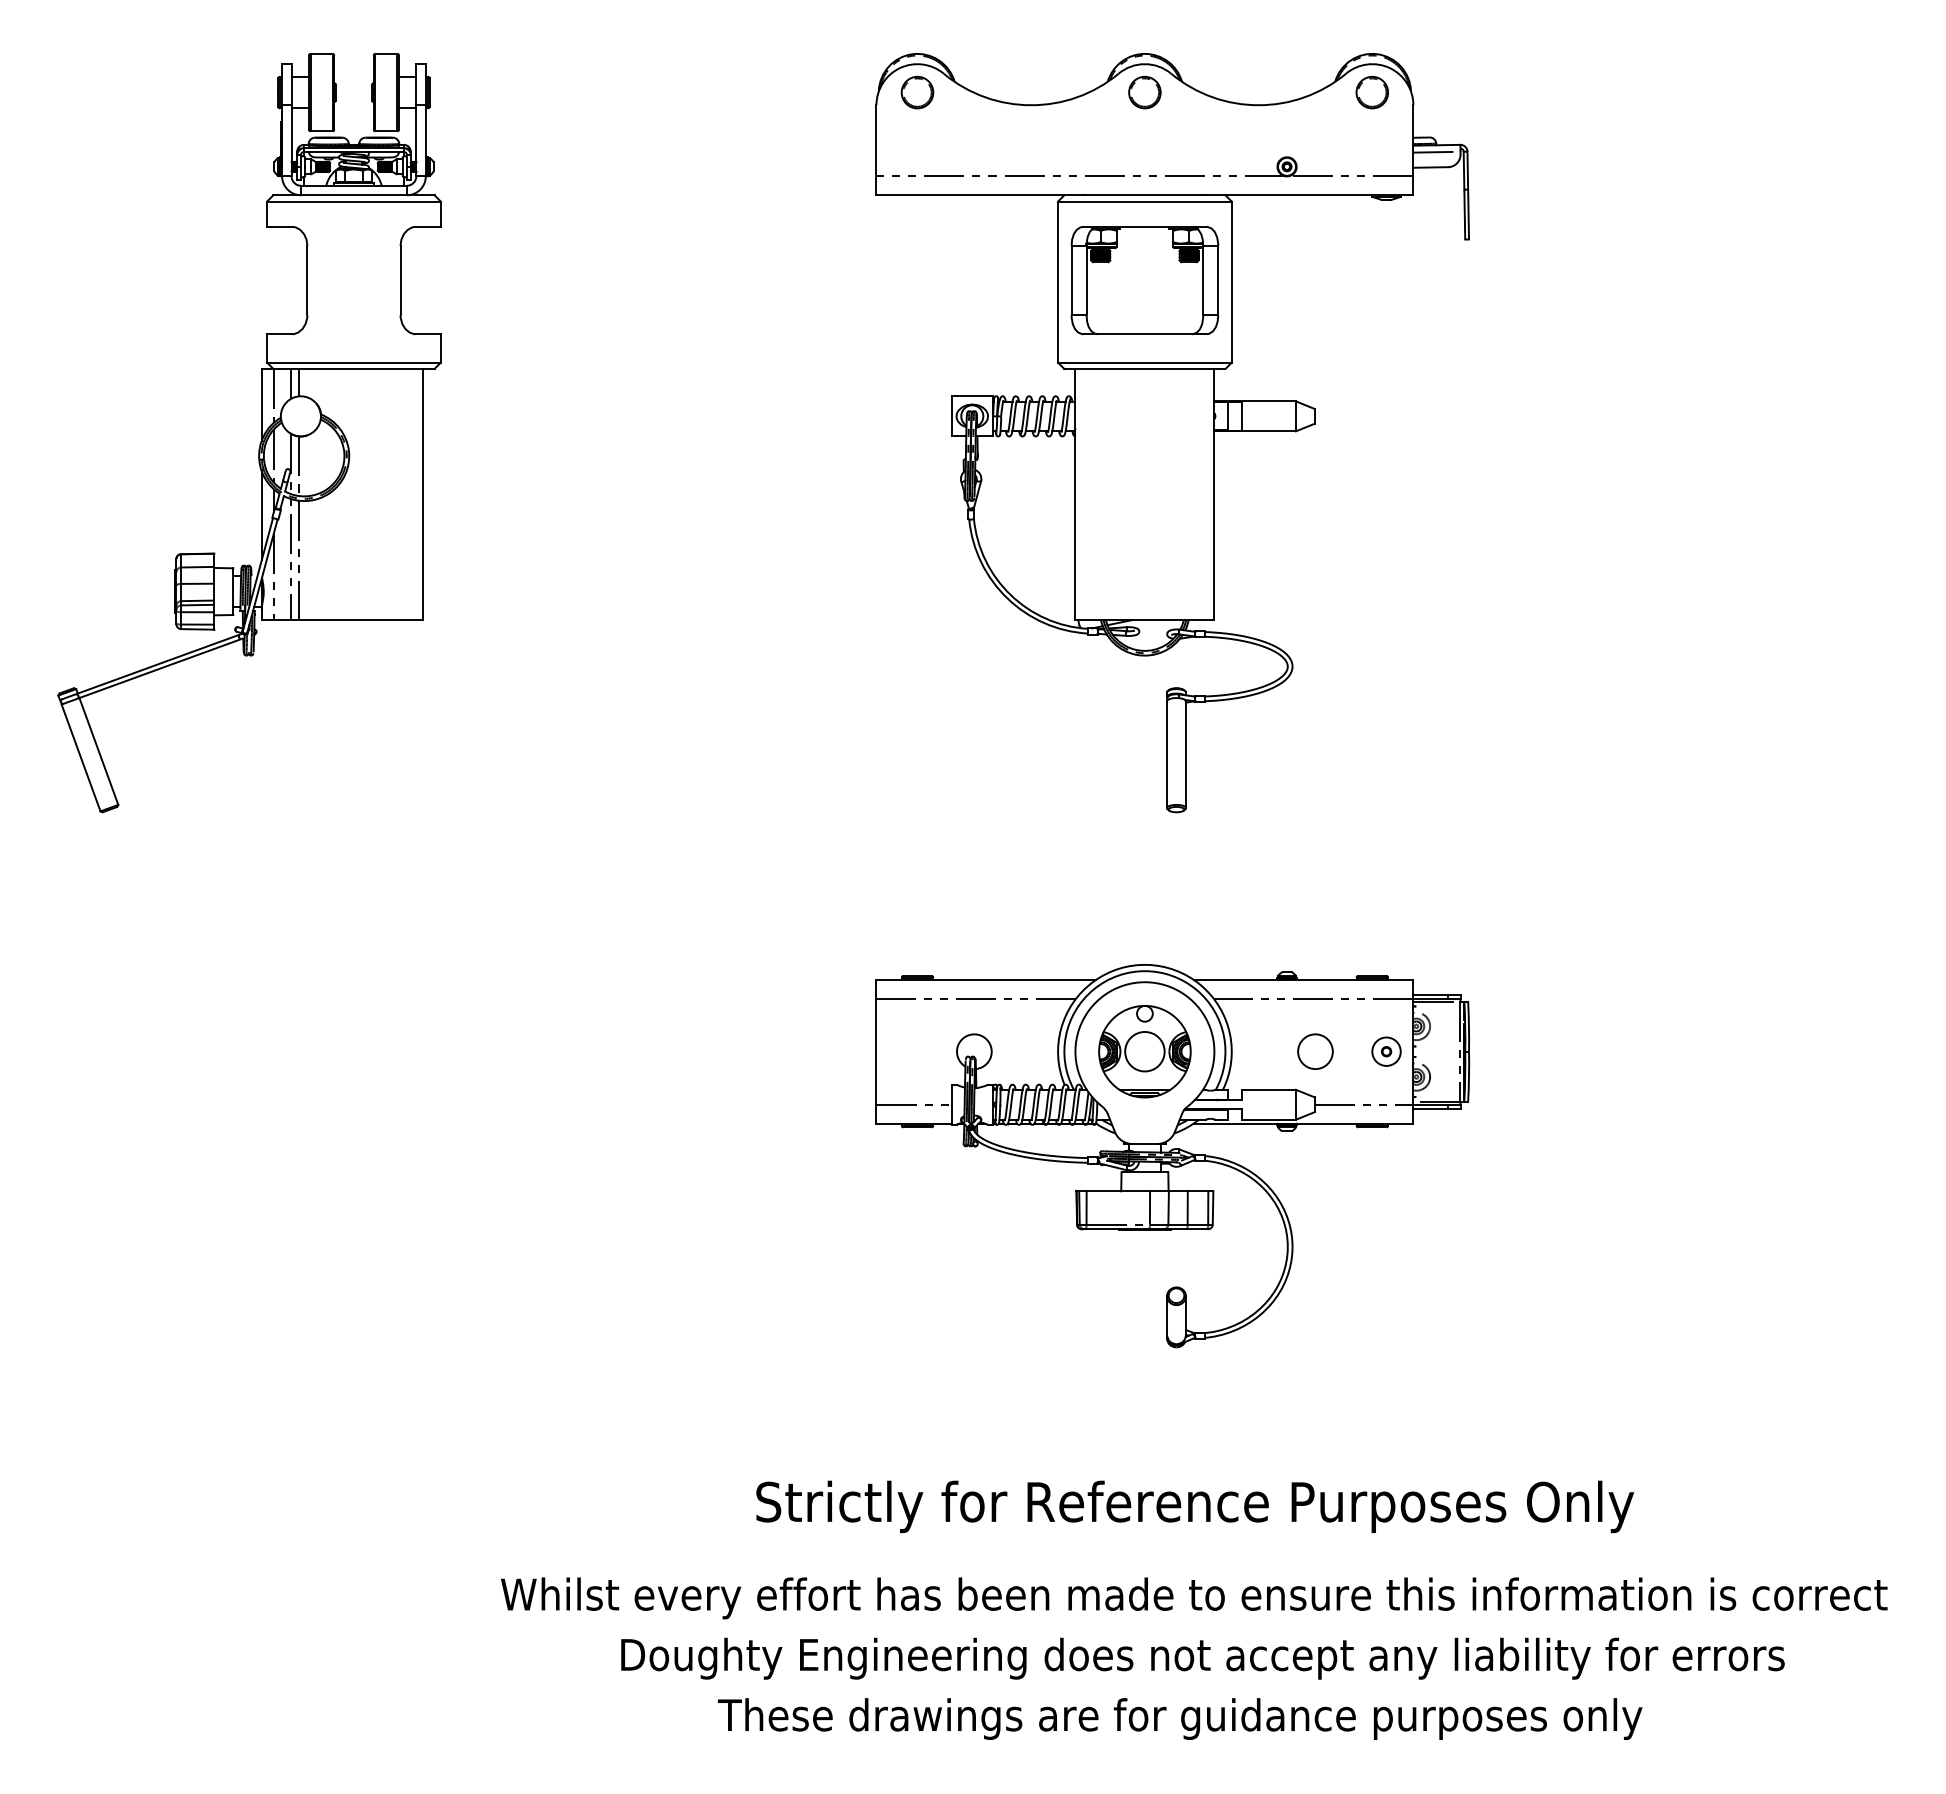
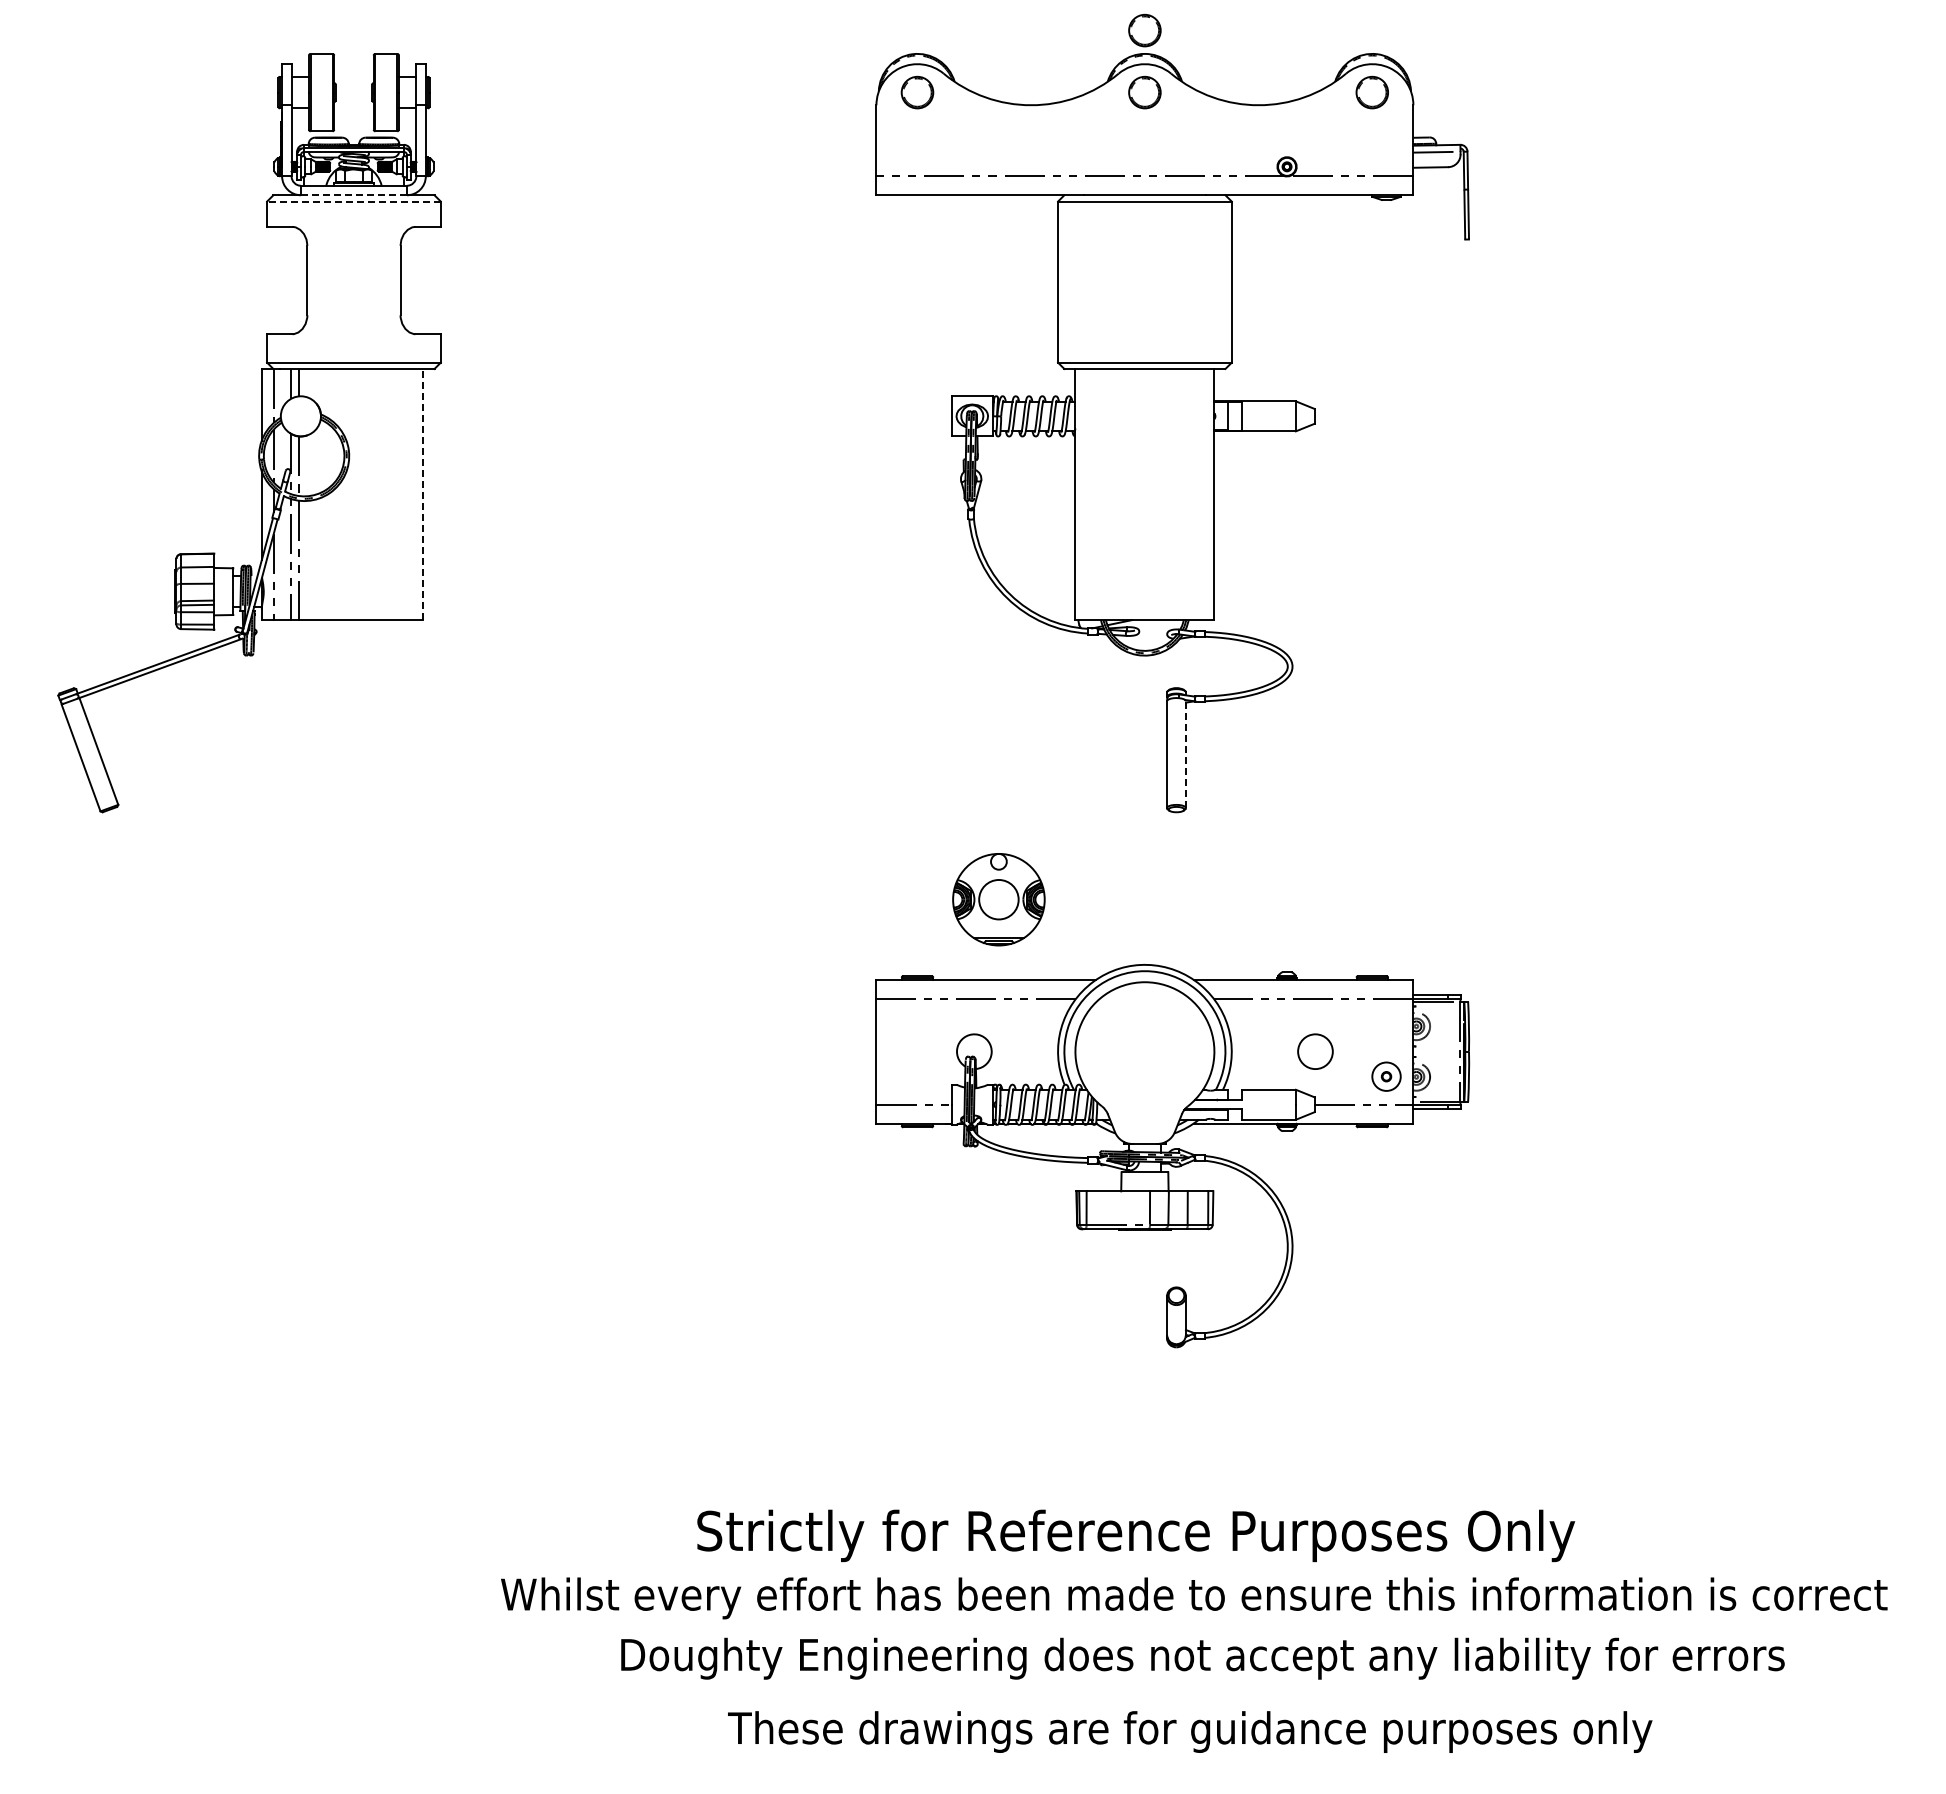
part: none -> present (1144, 30)
line: solid -> dashed (353, 195)
line: solid -> dashed (353, 201)
part: present -> none (1144, 280)
line: solid -> dashed (423, 494)
line: solid -> dashed (1185, 754)
part position: (1144, 1051) -> (998, 899) (998, 899)
part position: (1386, 1051) -> (1386, 1076) (1386, 1076)
text position: (1195, 1506) -> (1136, 1535) (1136, 1535)
text position: (1180, 1718) -> (1190, 1731) (1190, 1731)
